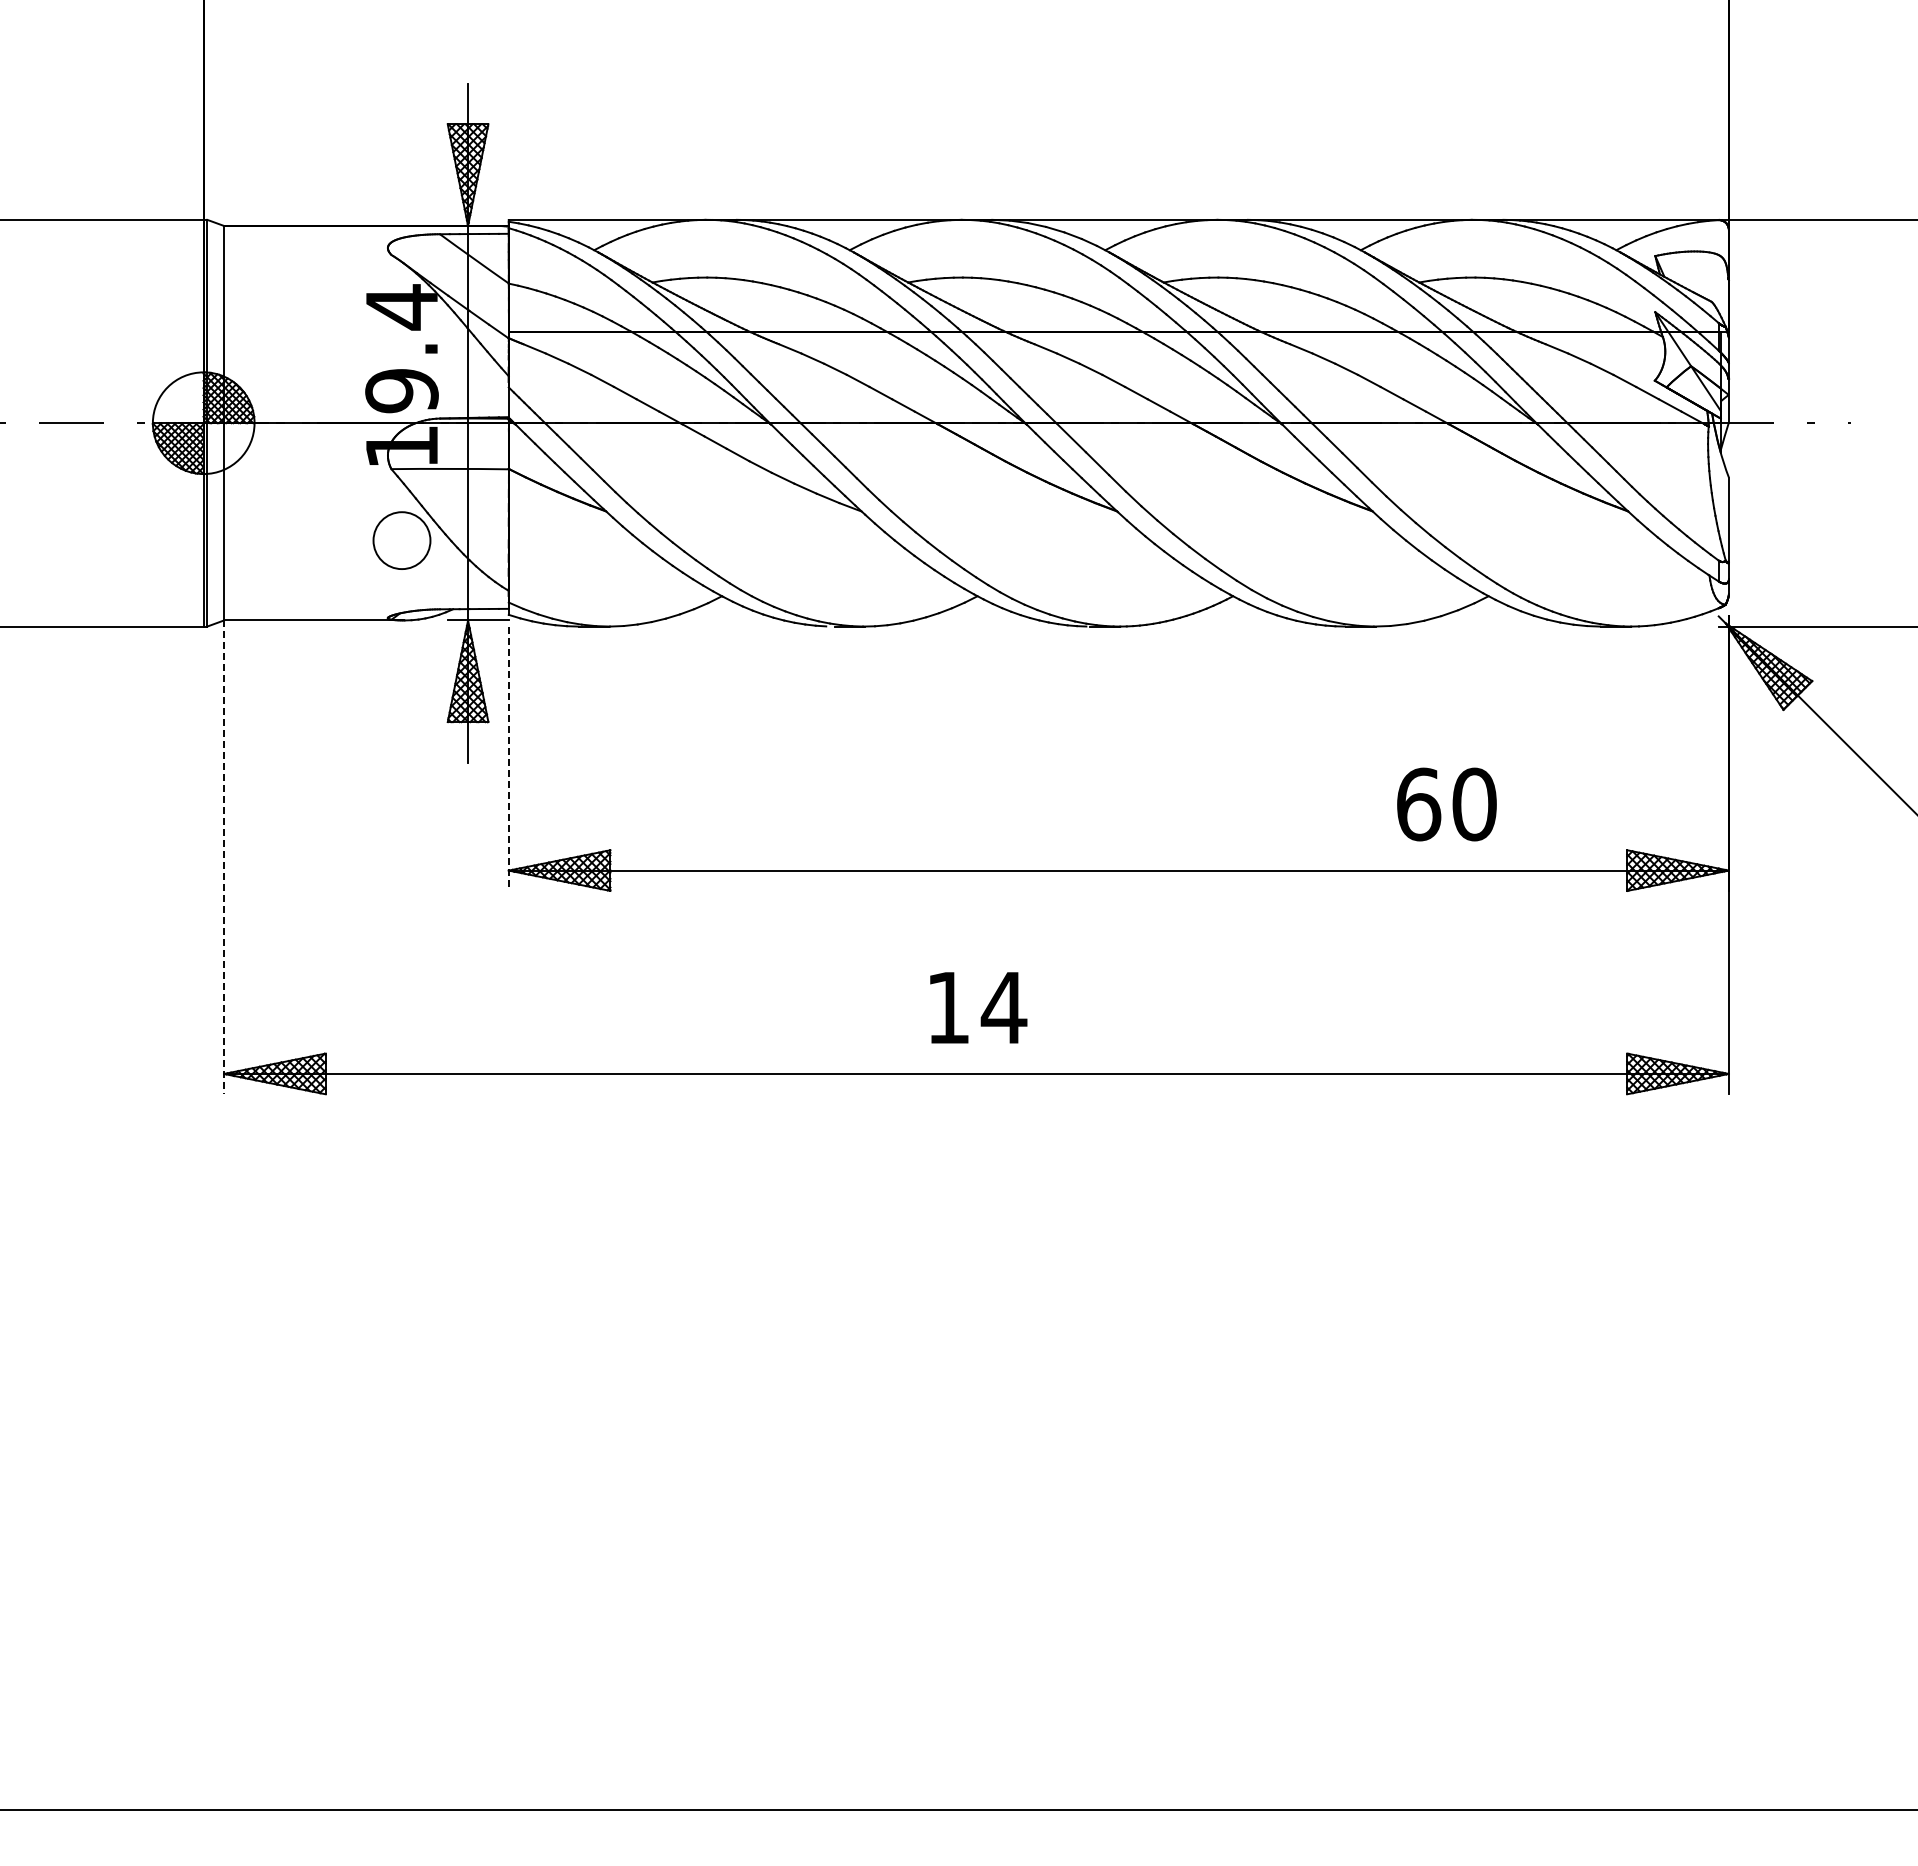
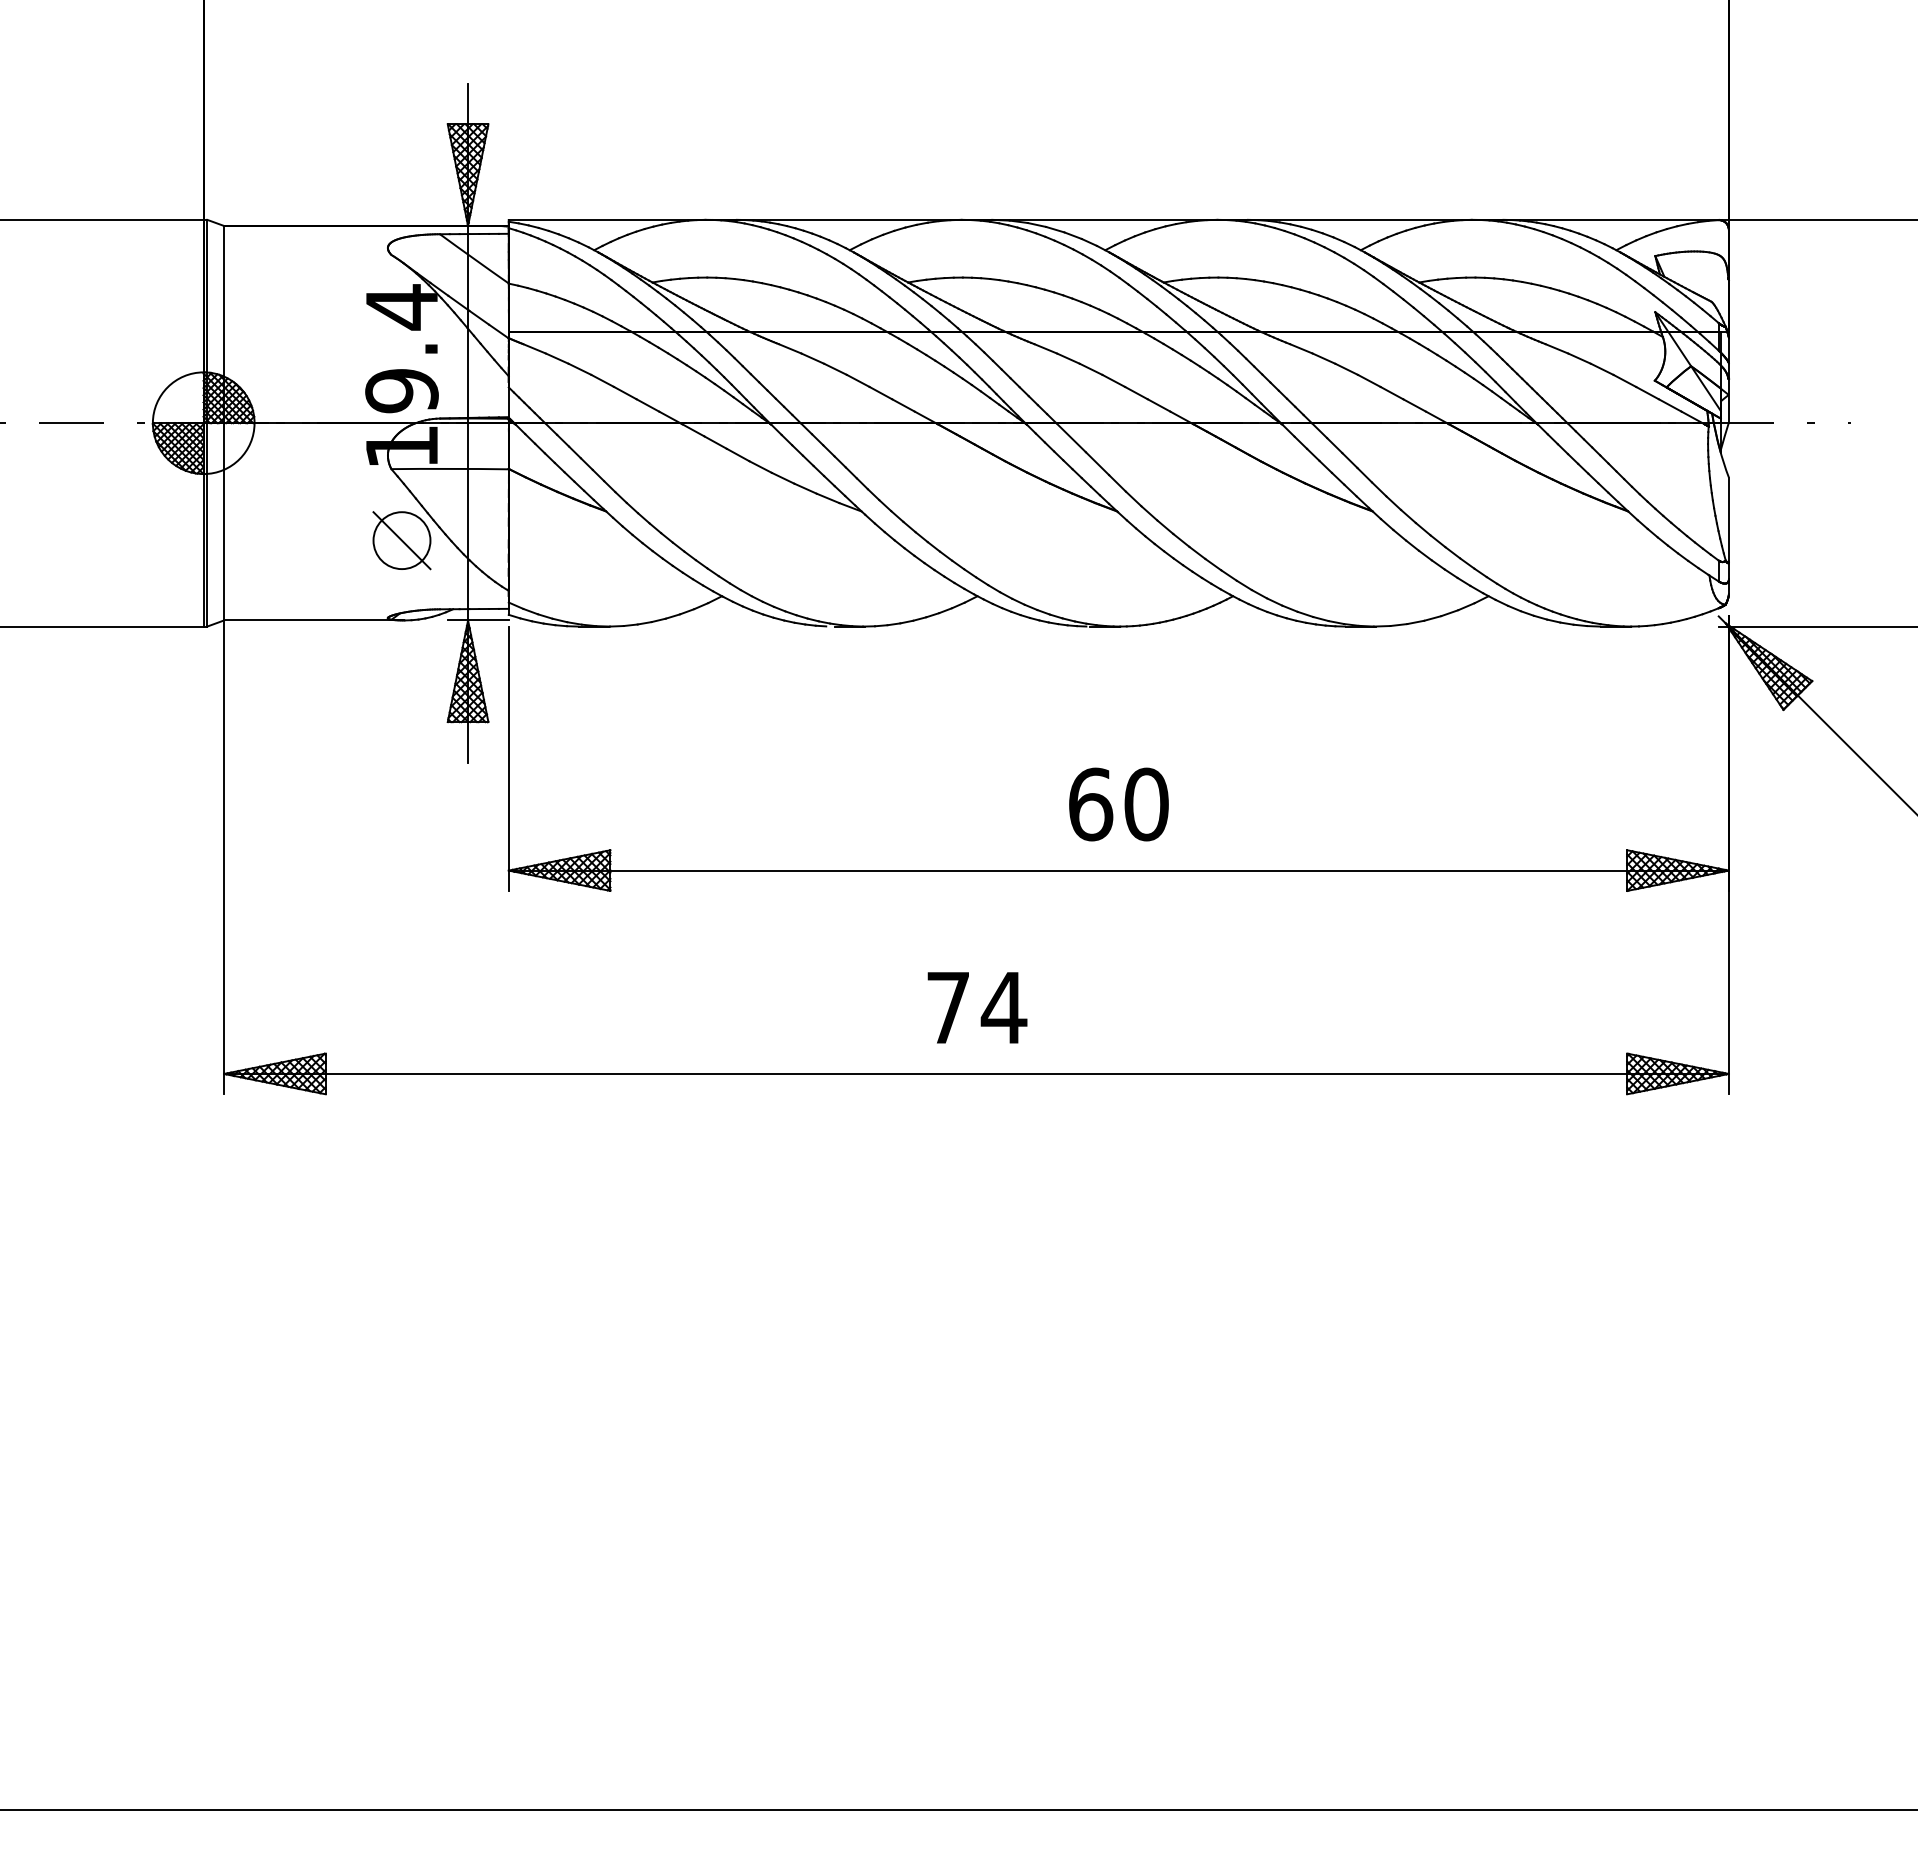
line: none -> present (401, 540)
line: dashed -> solid (508, 759)
text position: (1446, 804) -> (1118, 804) (1118, 804)
line: dashed -> solid (224, 857)
text: 14 -> 74 (947, 1007)
